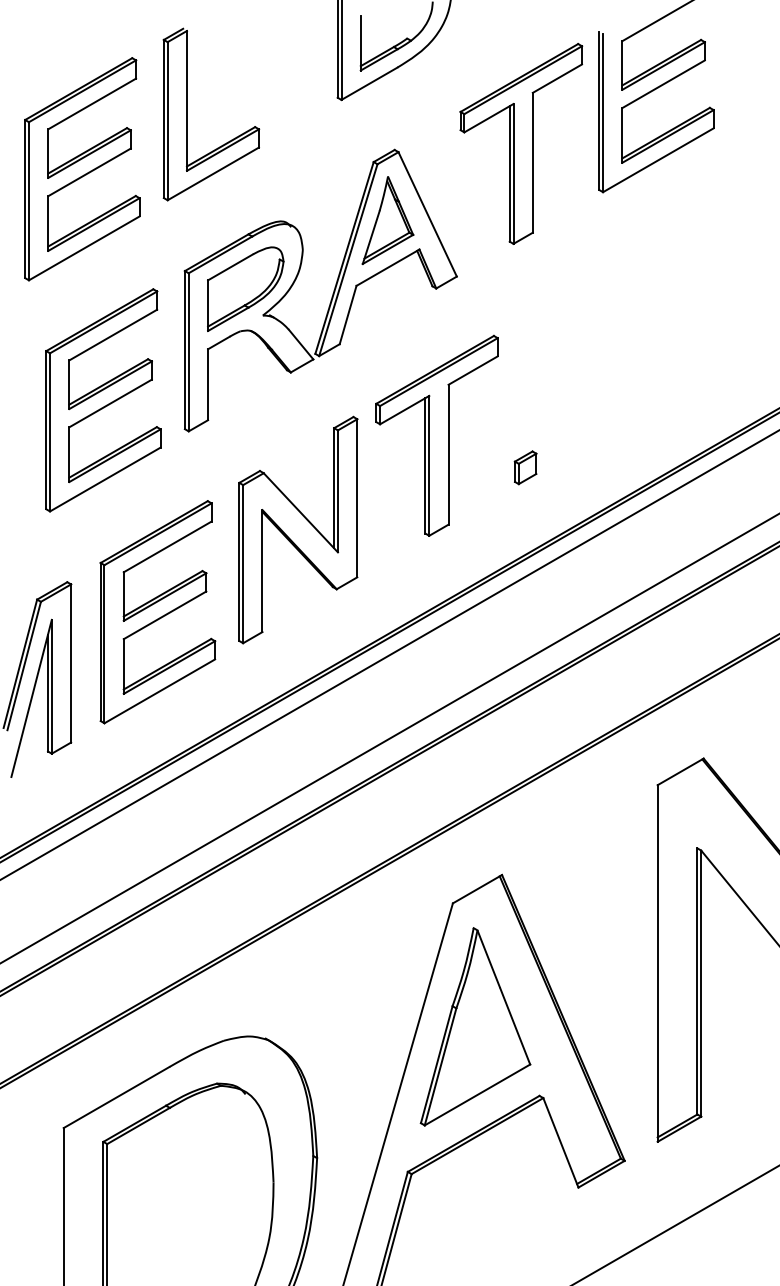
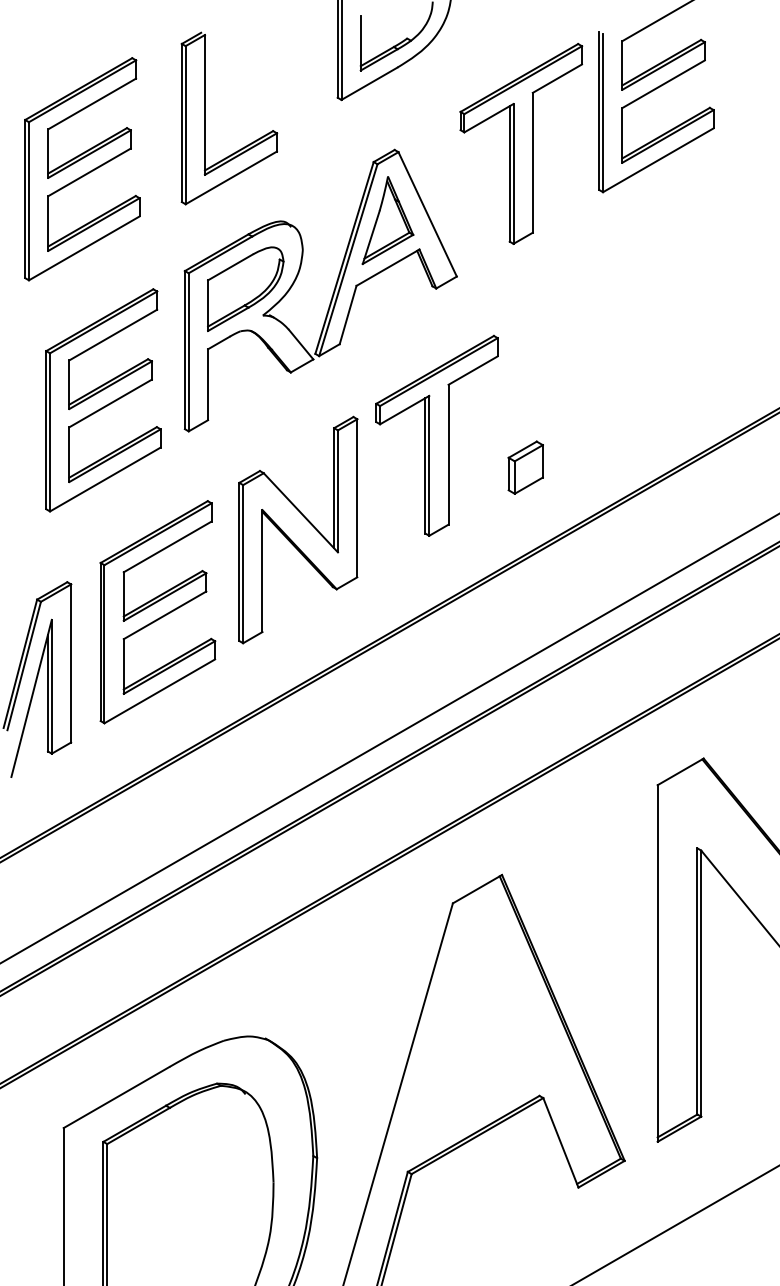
part position: (187, 114) -> (205, 118) (205, 118)
part size: 25x36 px -> 37x55 px (525, 467)
line: present -> none (389, 655)
part: present -> none (475, 1026)
